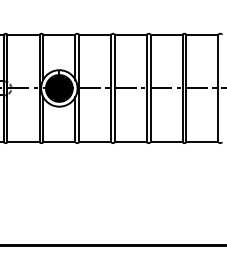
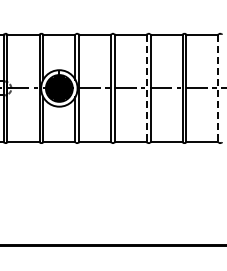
line: solid -> dashed (146, 88)
line: solid -> dashed (218, 88)
